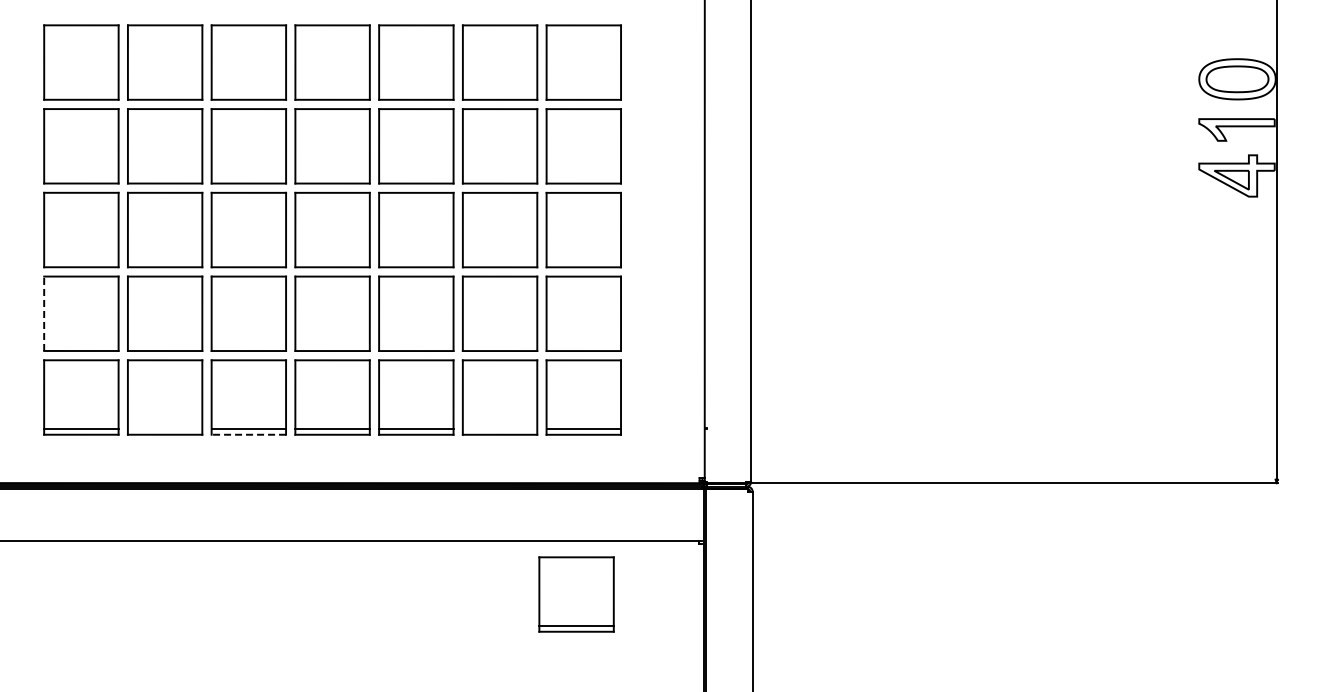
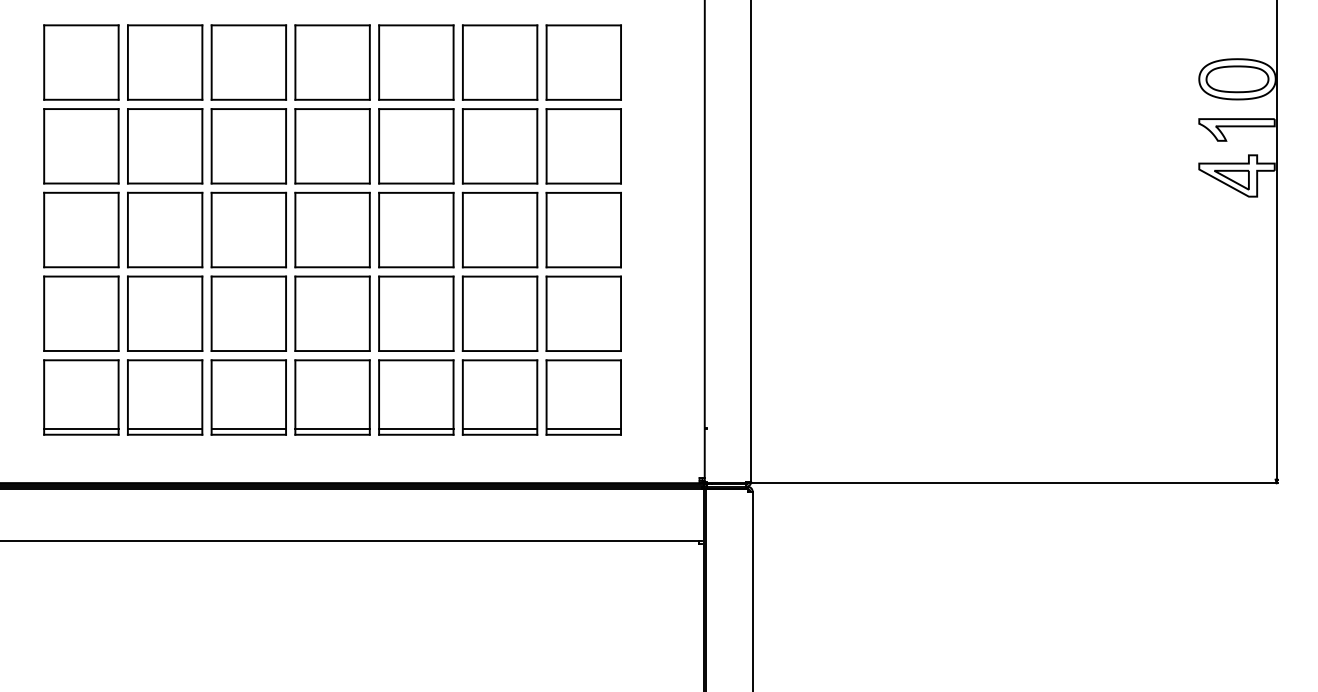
line: dashed -> solid (44, 313)
line: none -> present (164, 429)
line: none -> present (499, 429)
line: dashed -> solid (248, 434)
part: present -> none (576, 594)
